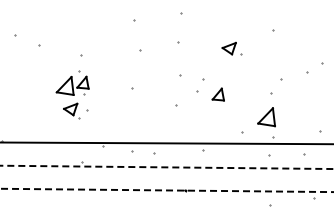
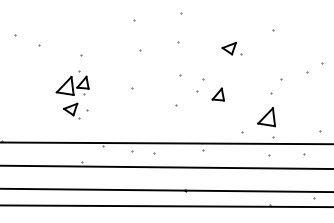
line: dashed -> solid (166, 167)
line: dashed -> solid (167, 190)
line: none -> present (166, 206)
